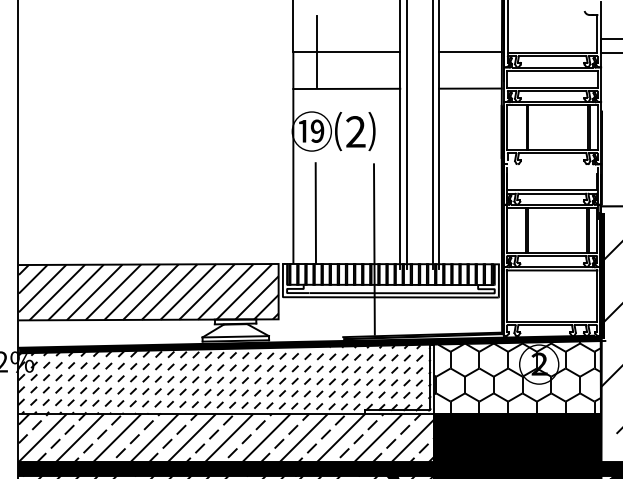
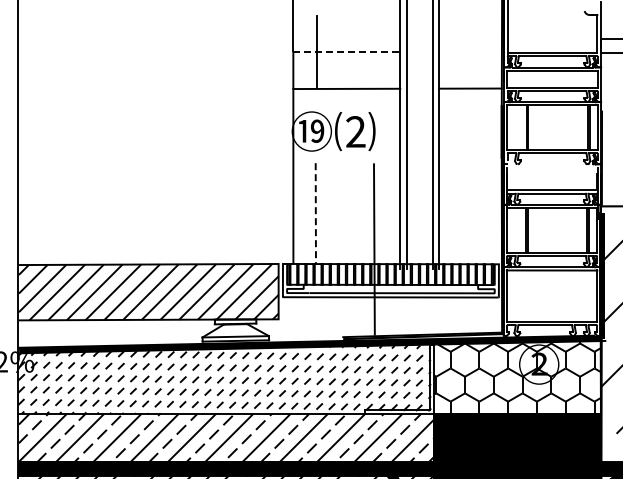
line: solid -> dashed (347, 51)
line: present -> none (470, 51)
line: solid -> dashed (315, 214)
